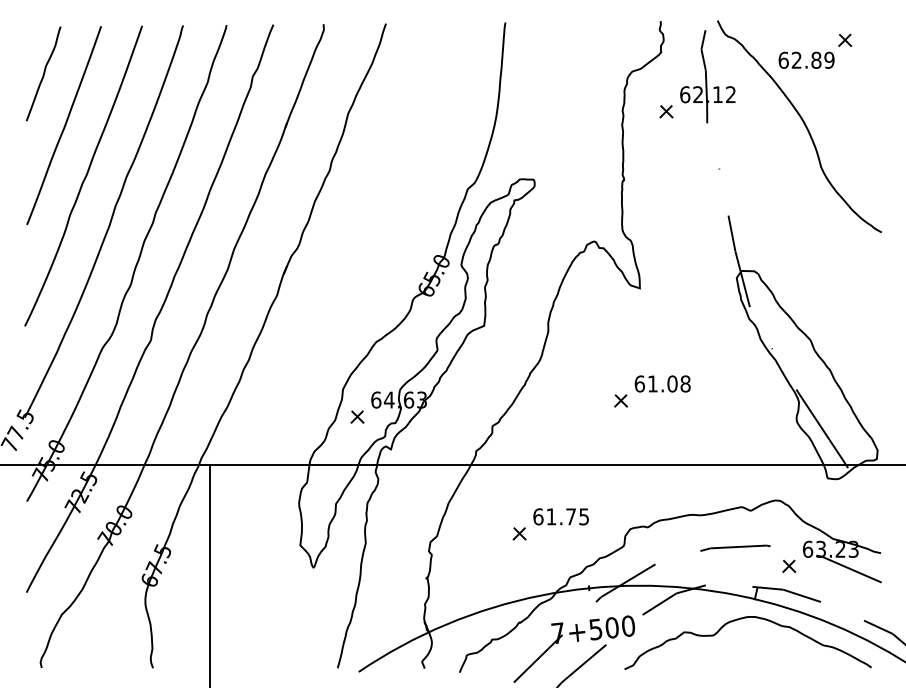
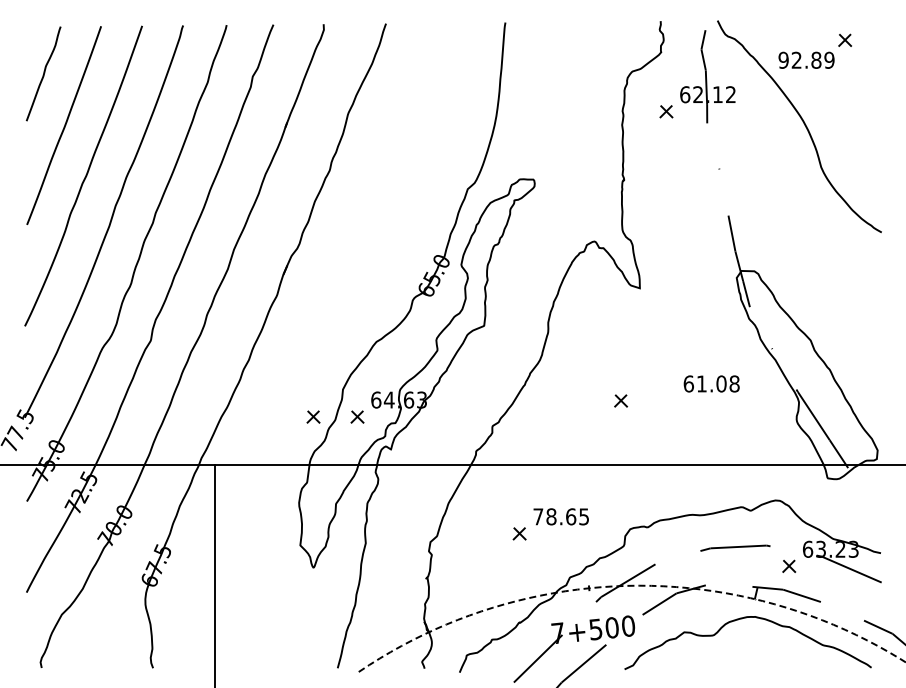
text: 62.89 -> 92.89 (783, 59)
text position: (662, 383) -> (711, 383) (711, 383)
part: none -> present (313, 416)
text: 61.75 -> 78.65 (554, 516)
line position: (210, 574) -> (215, 574) (215, 574)
line: solid -> dashed (630, 585)
